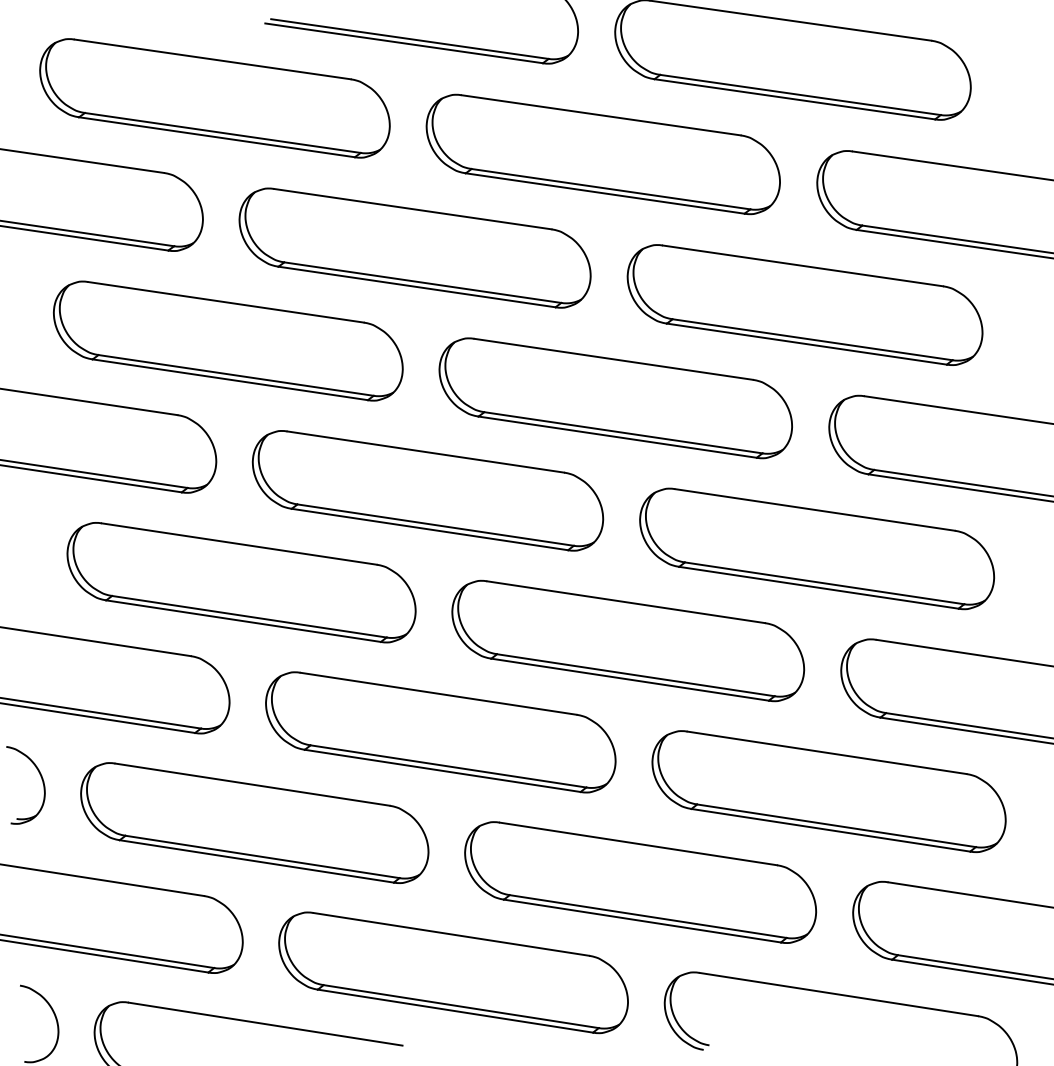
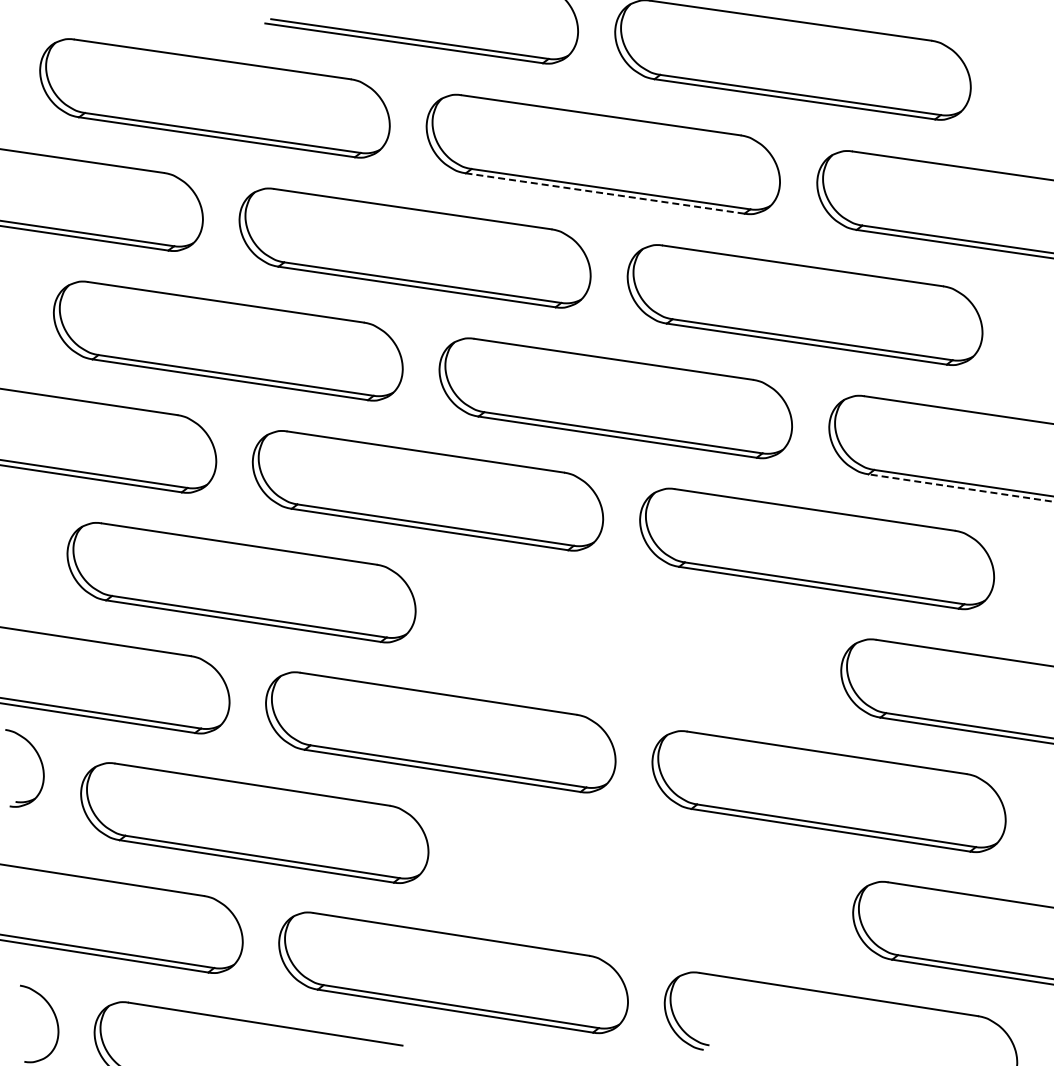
line: solid -> dashed (605, 193)
line: solid -> dashed (960, 487)
part: present -> none (628, 640)
part position: (41, 779) -> (40, 762) (40, 762)
part: present -> none (640, 882)
